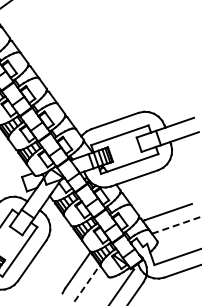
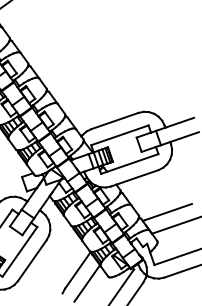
line: dashed -> solid (177, 225)
line: dashed -> solid (87, 283)
